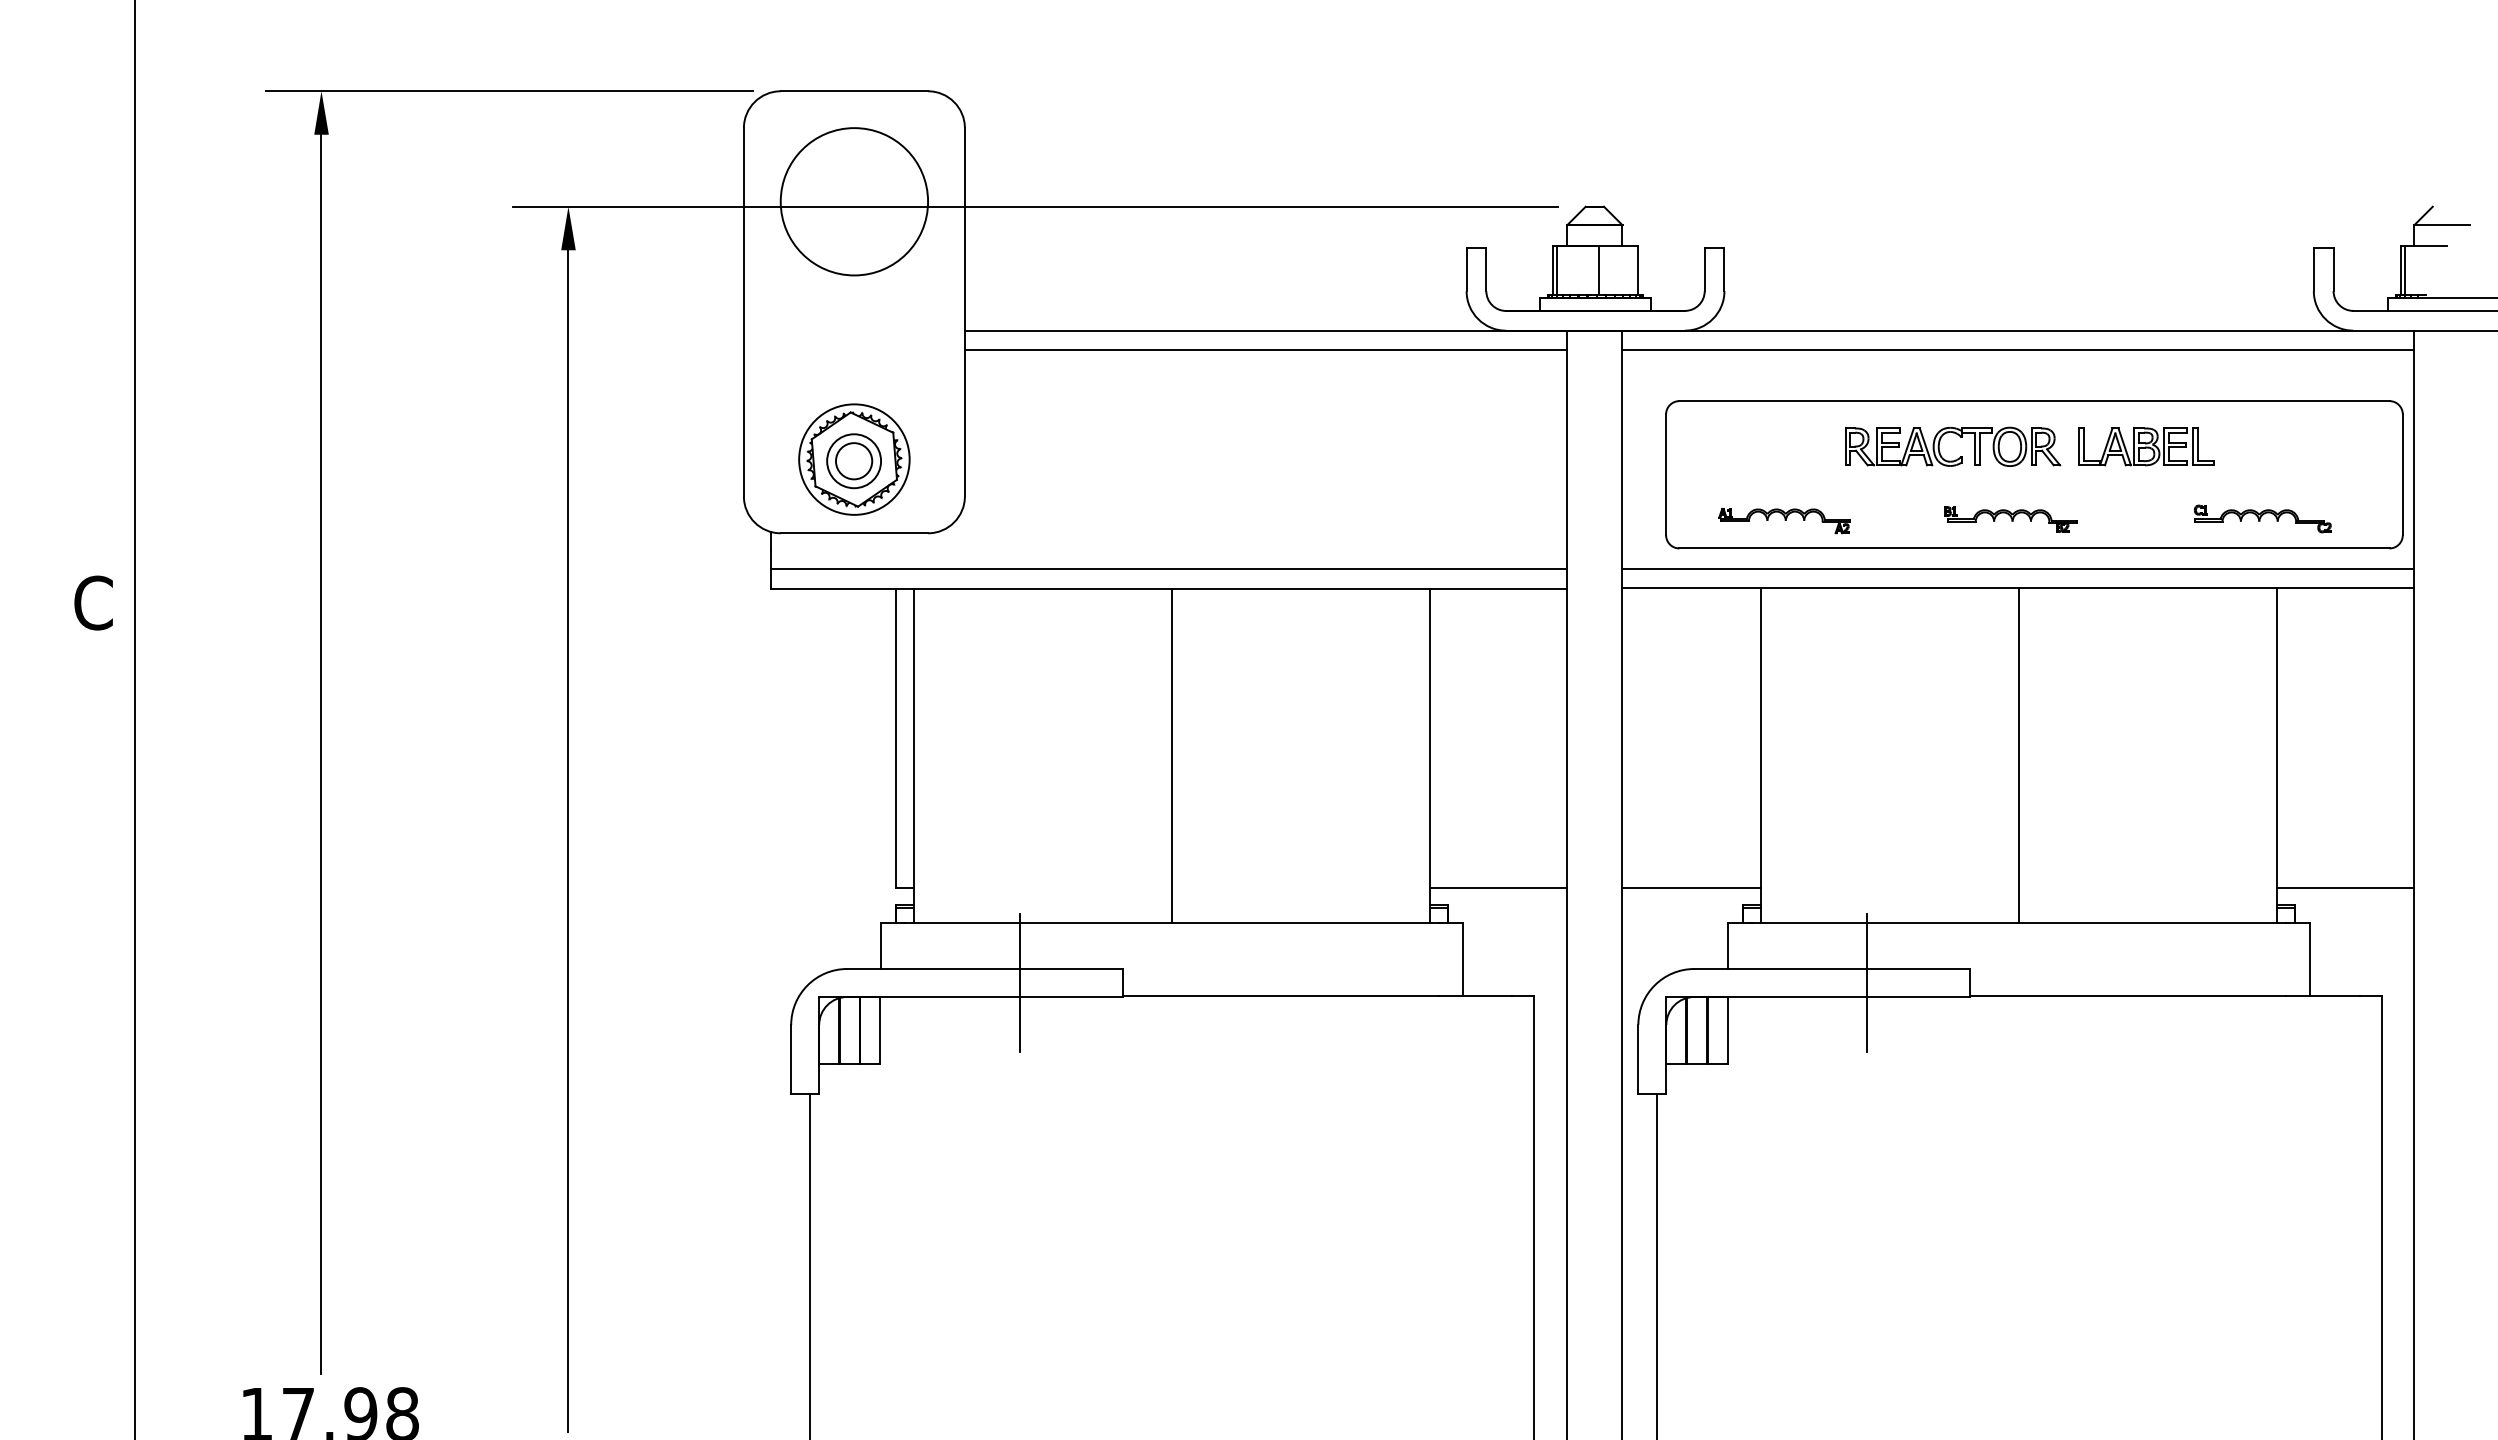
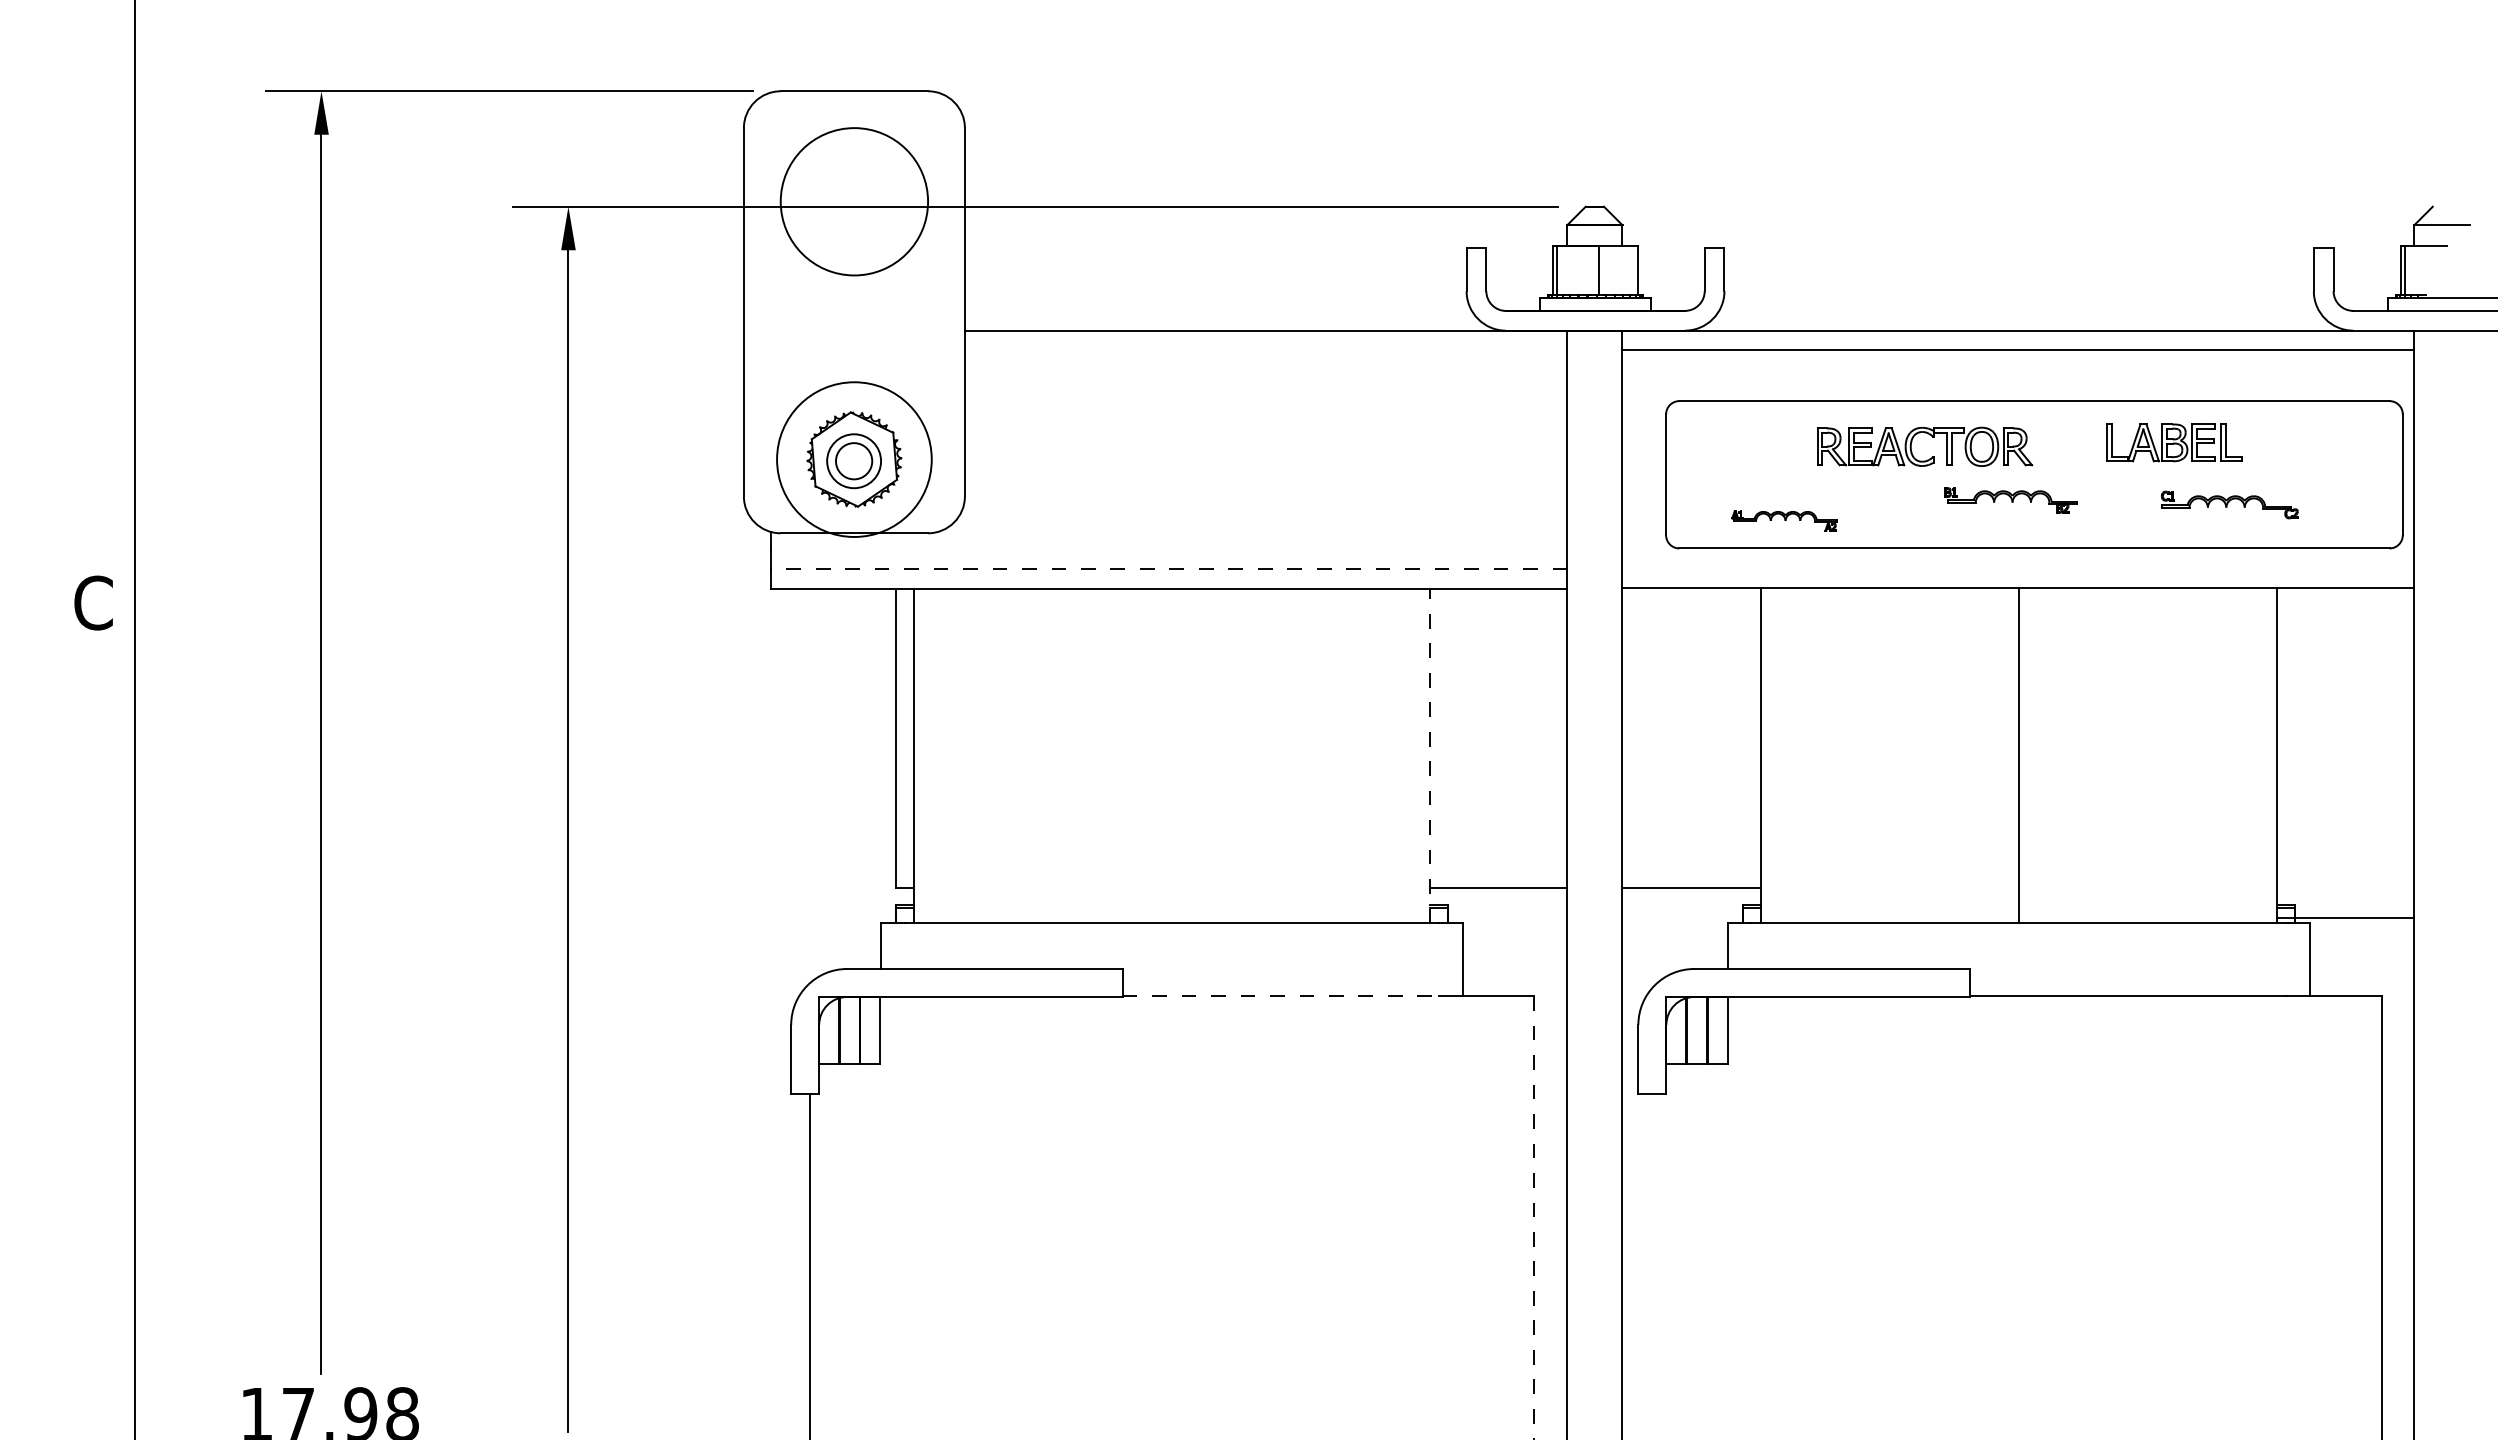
line: present -> none (1265, 350)
part position: (1960, 437) -> (1932, 437) (1932, 437)
part position: (2146, 446) -> (2174, 442) (2174, 442)
circle diameter: 111 px -> 155 px (854, 459)
part position: (2262, 518) -> (2229, 504) (2229, 504)
part position: (2010, 519) -> (2010, 500) (2010, 500)
part size: 133x27 px -> 107x22 px (1784, 520)
line: solid -> dashed (1168, 568)
line: present -> none (2018, 568)
line: present -> none (1171, 755)
line: solid -> dashed (1429, 755)
line position: (2345, 887) -> (2345, 917) (2345, 917)
line: present -> none (1019, 982)
line: present -> none (1866, 982)
line: solid -> dashed (1281, 996)
line: solid -> dashed (1534, 1218)
line: present -> none (1656, 1265)
